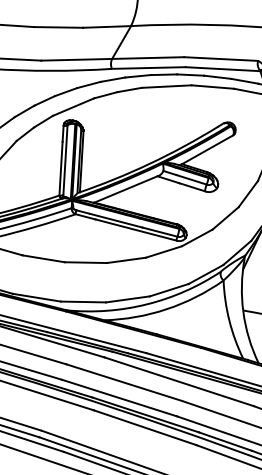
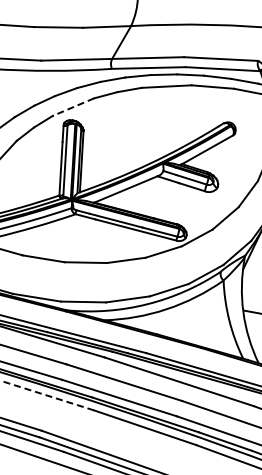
line: solid -> dashed (73, 107)
line: solid -> dashed (47, 395)
